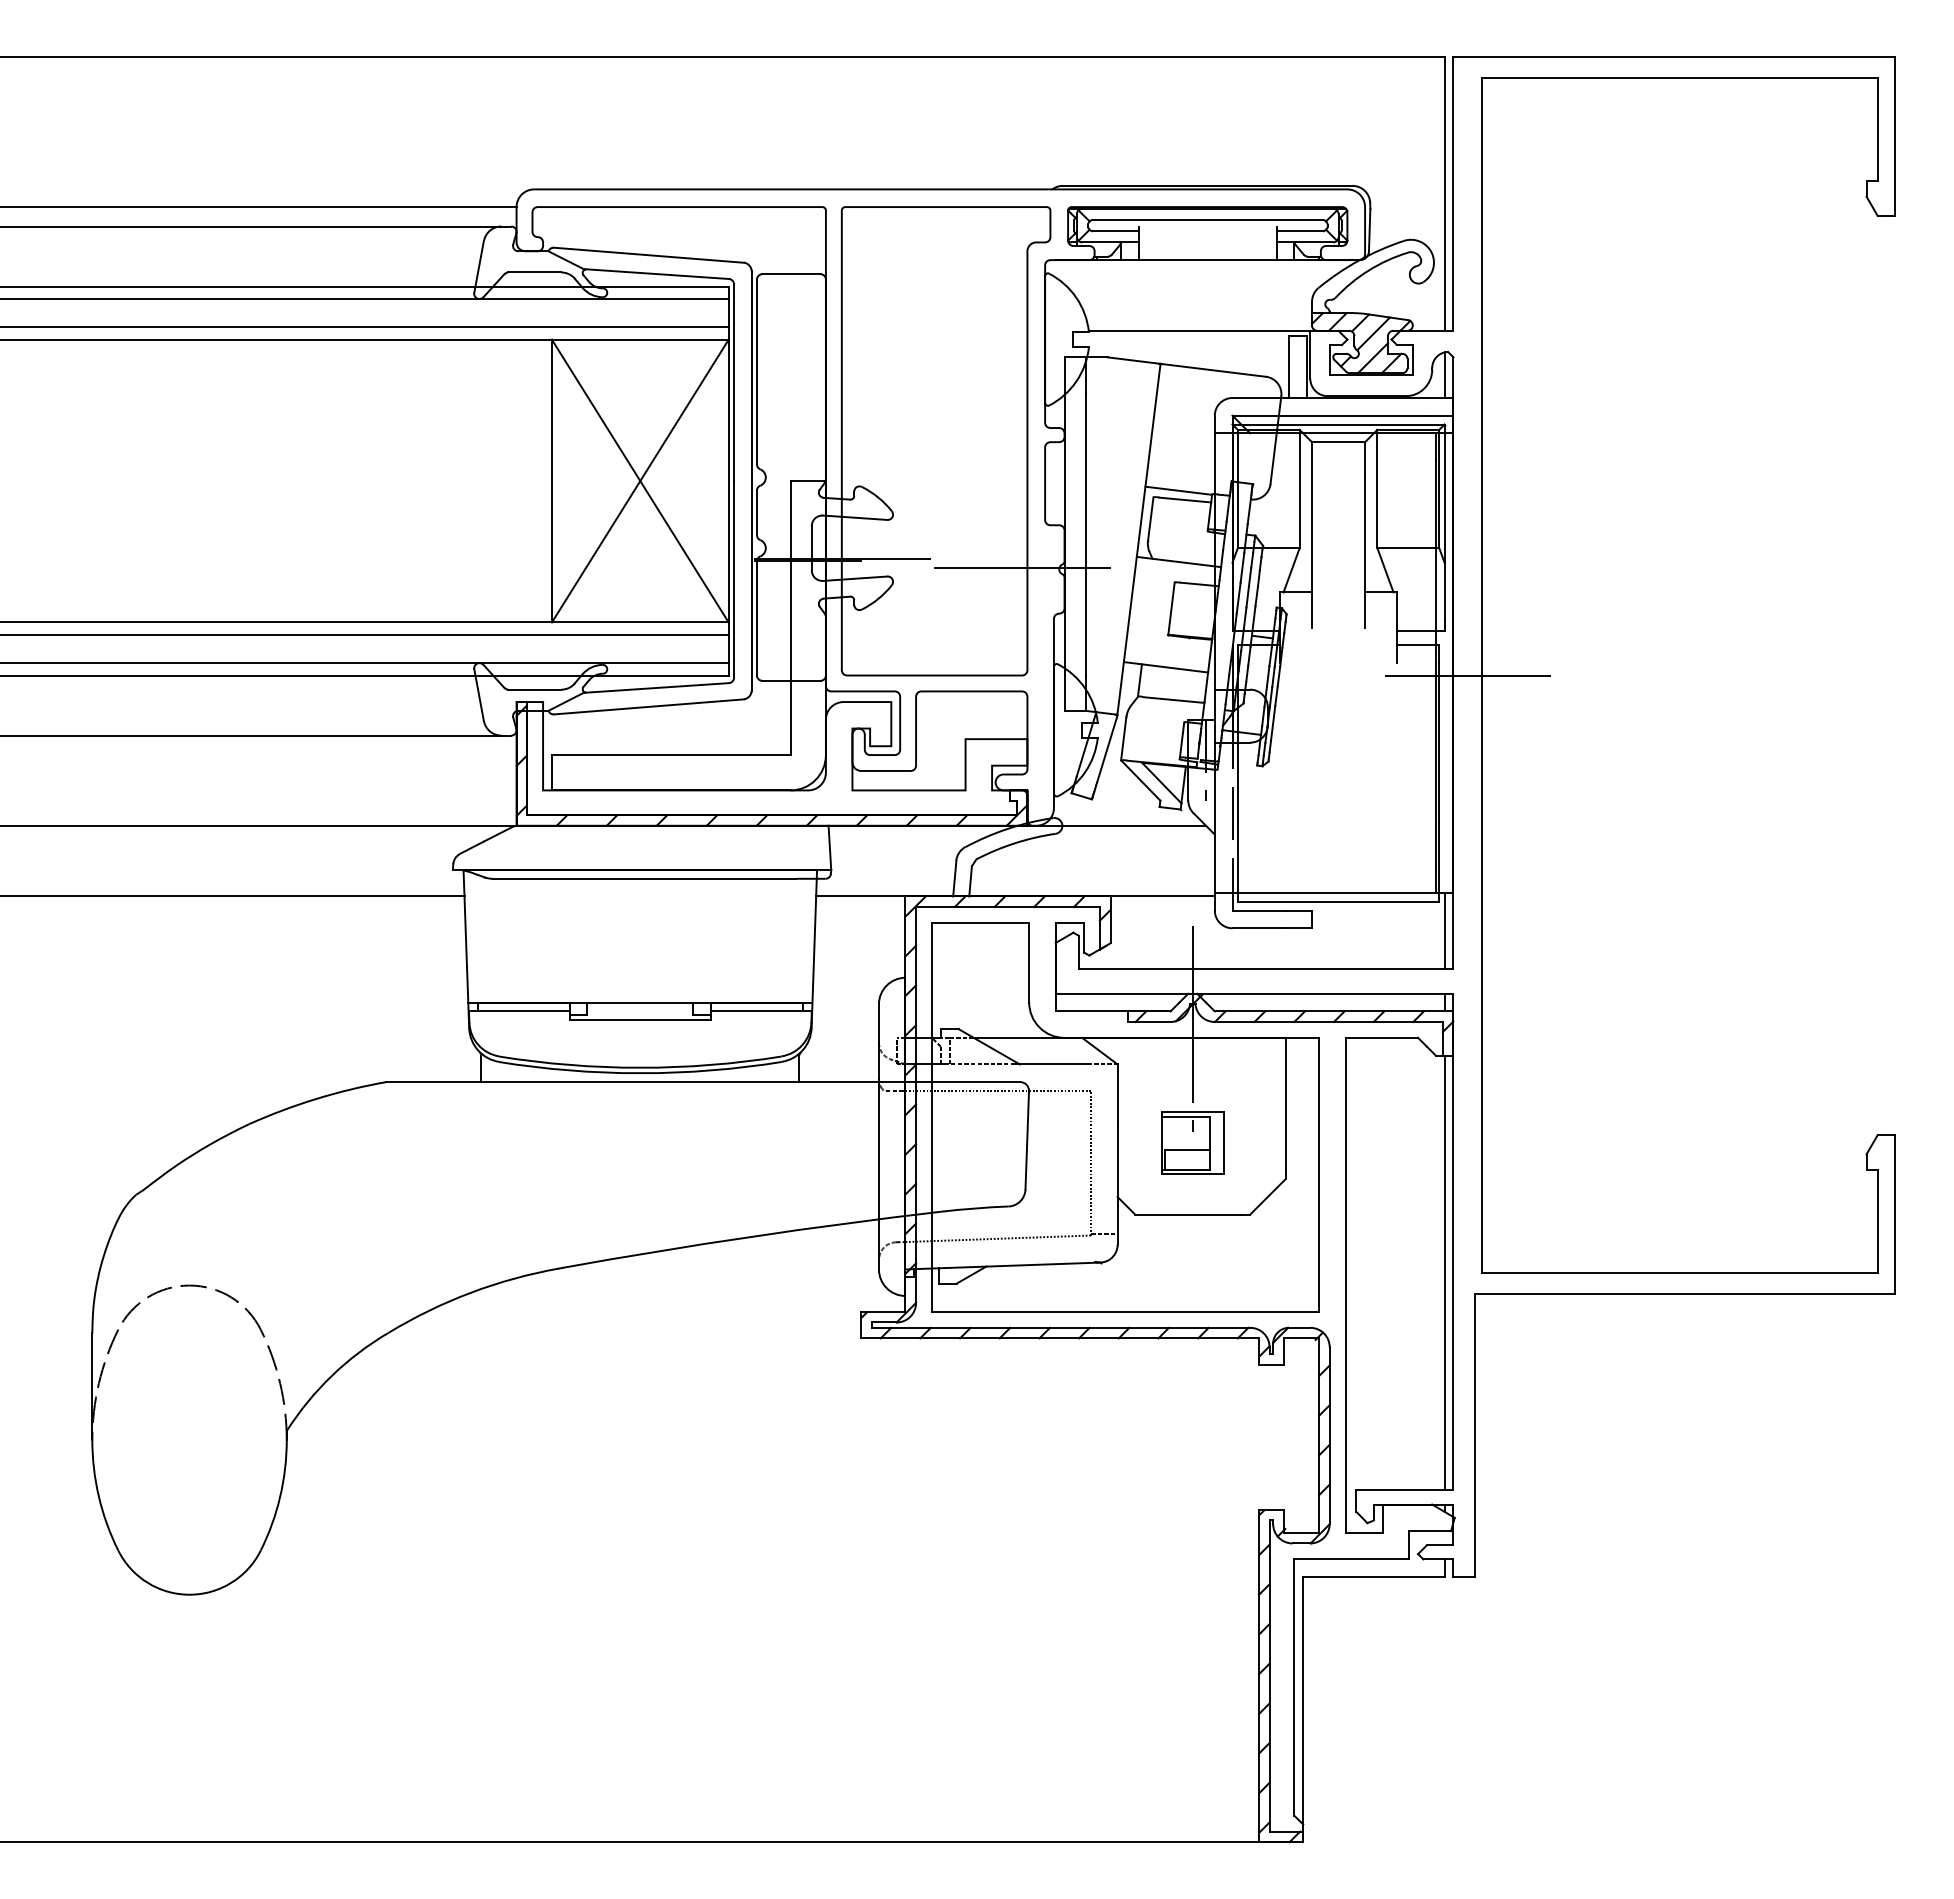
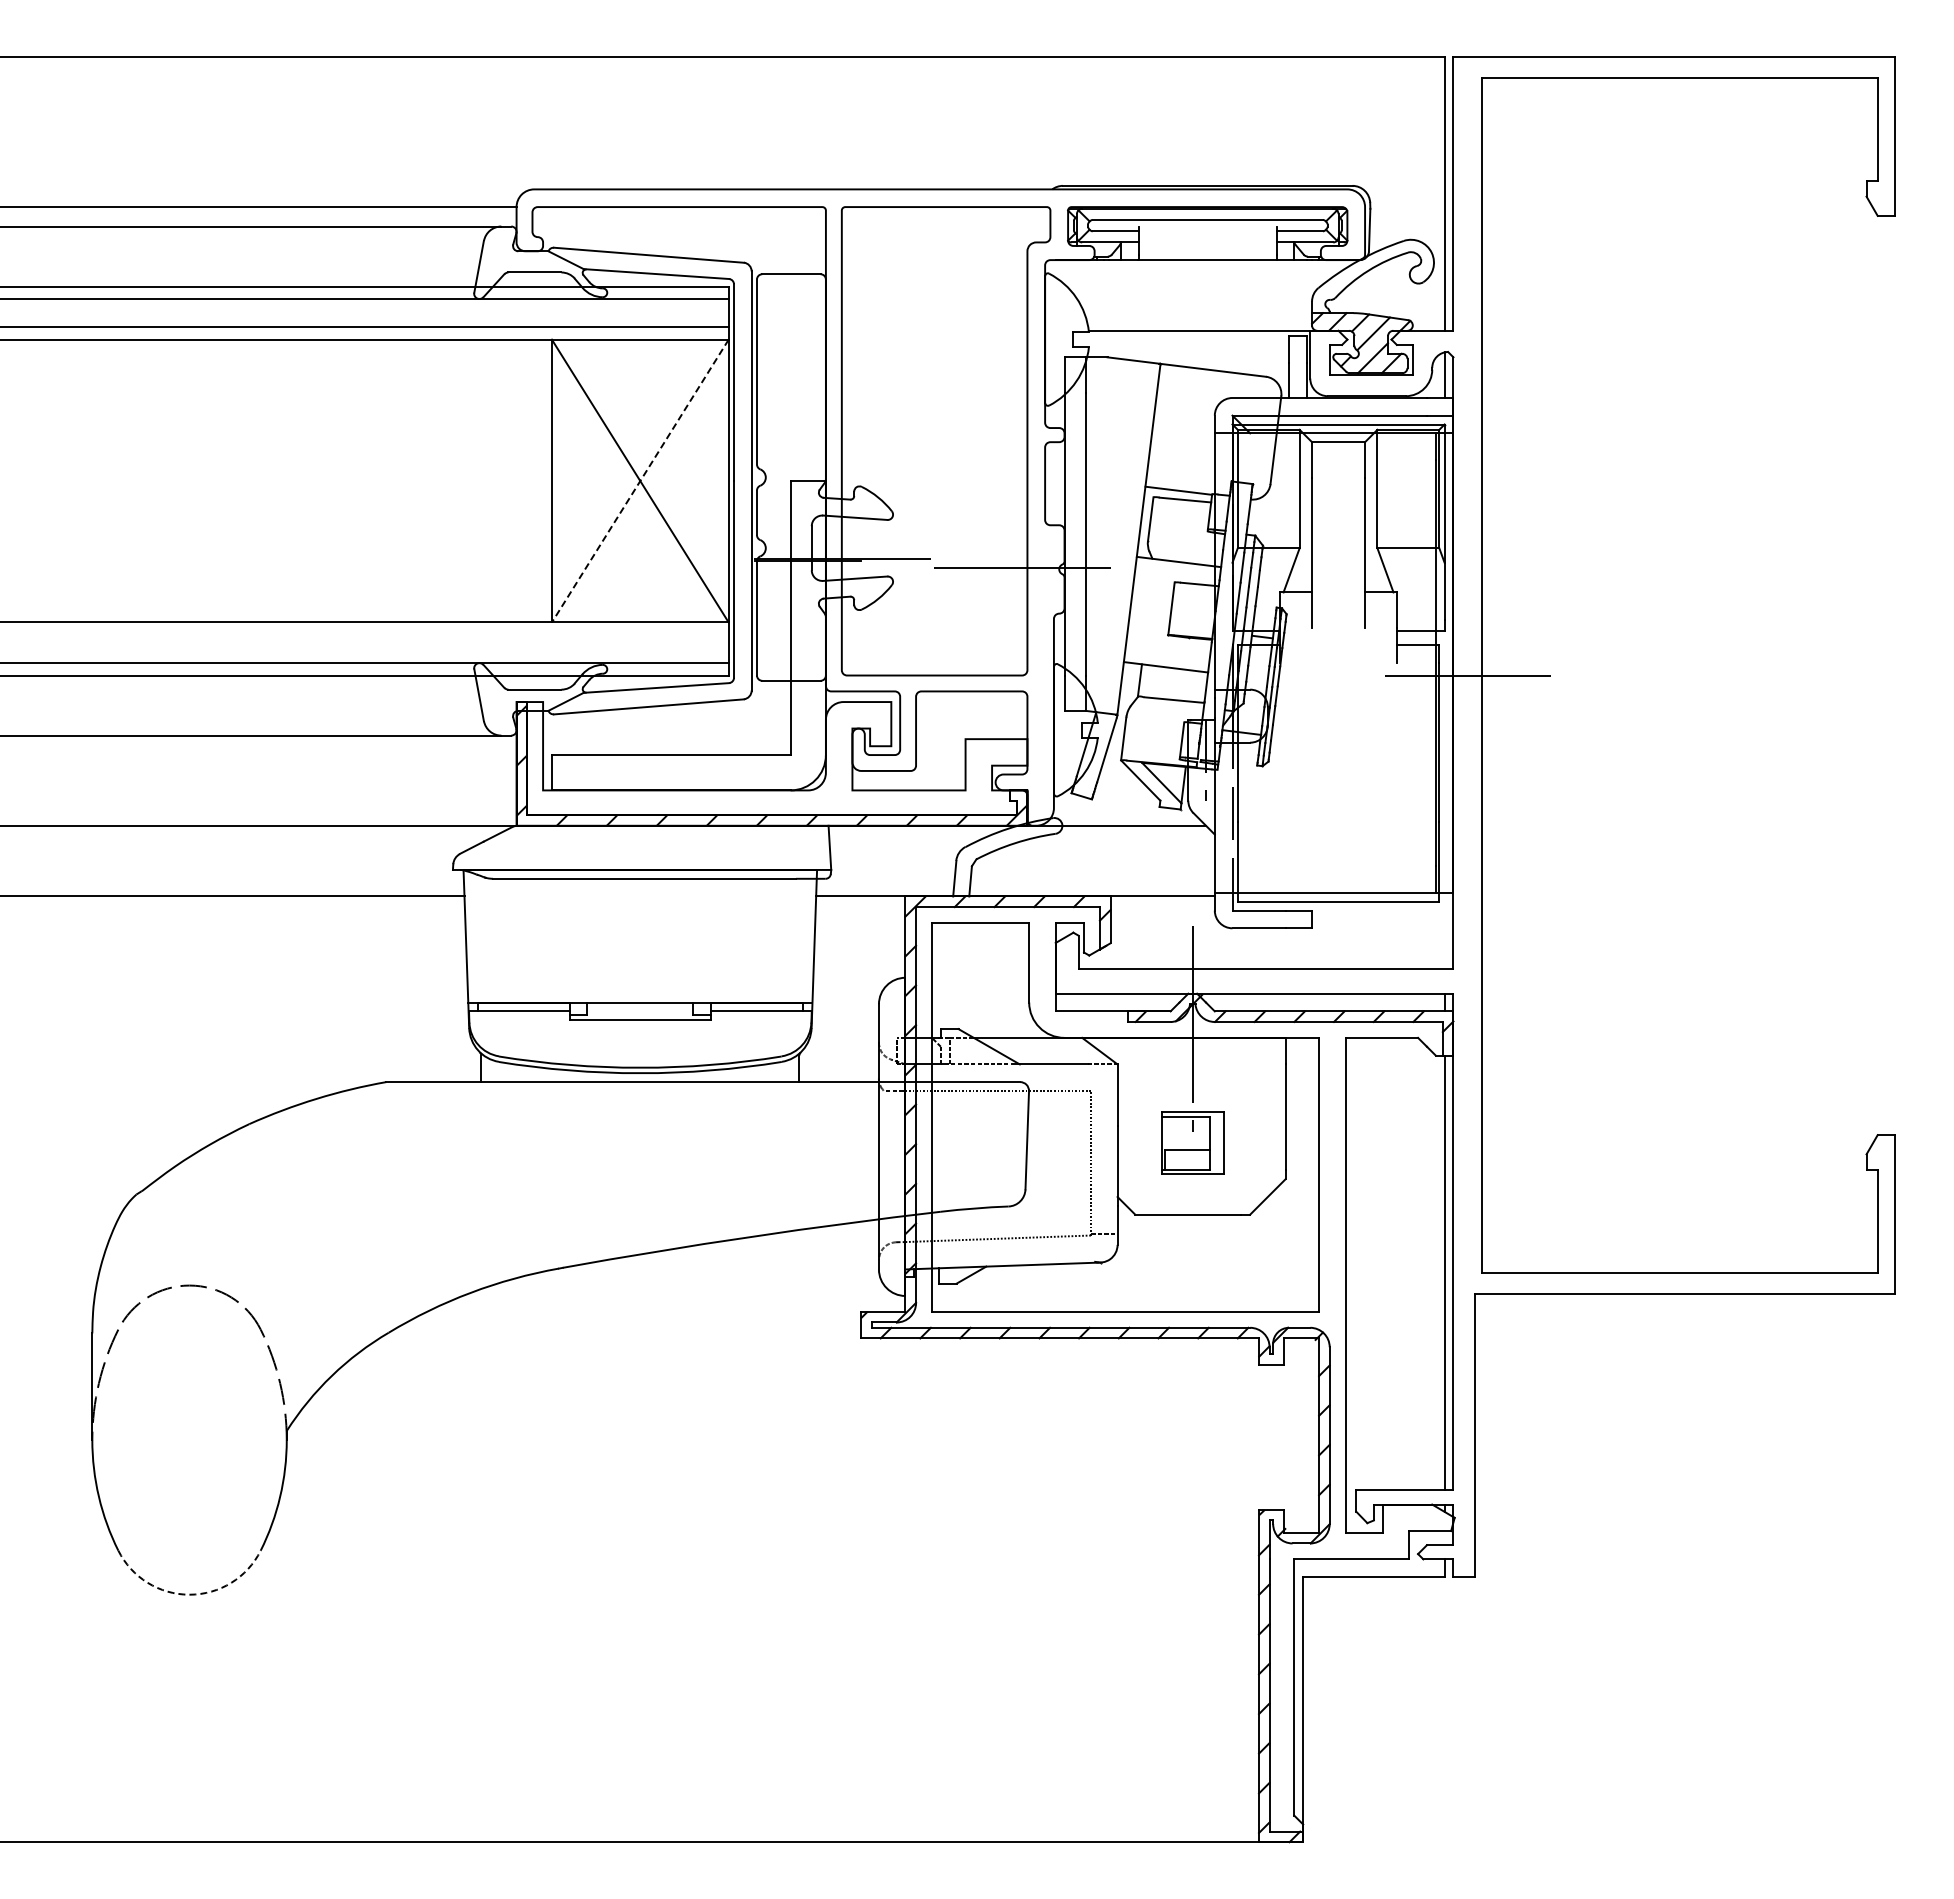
line: solid -> dashed (640, 481)
line: present -> none (365, 634)
line: present -> none (1444, 930)
arc: solid -> dashed (189, 1594)
